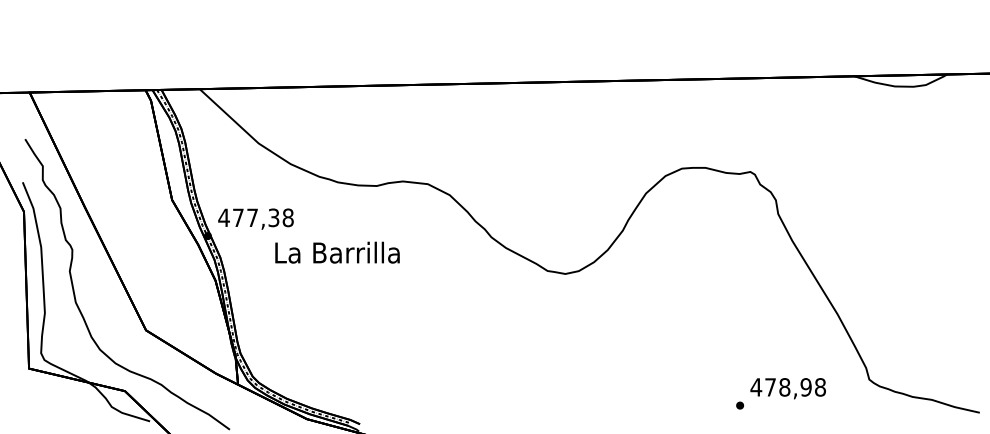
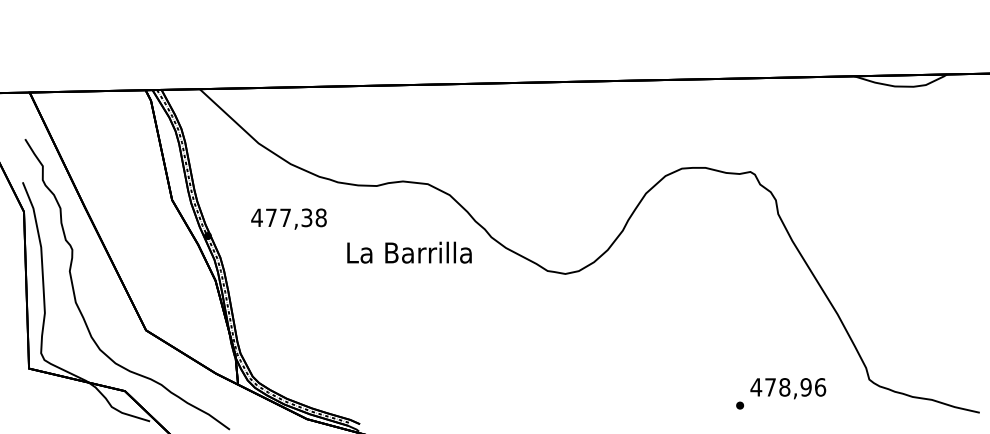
text position: (255, 218) -> (288, 218) (288, 218)
text position: (337, 252) -> (409, 252) (409, 252)
text: 478,98 -> 478,96 (820, 387)
